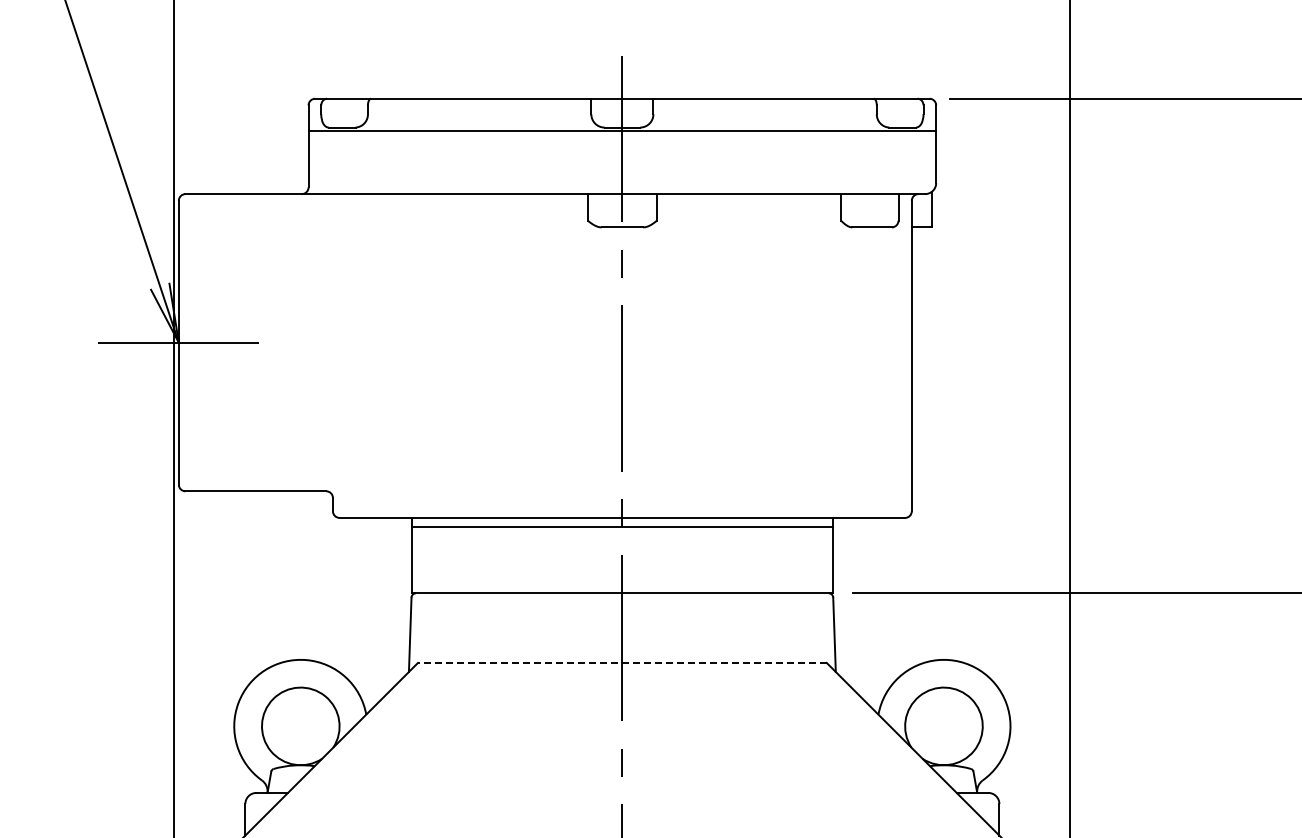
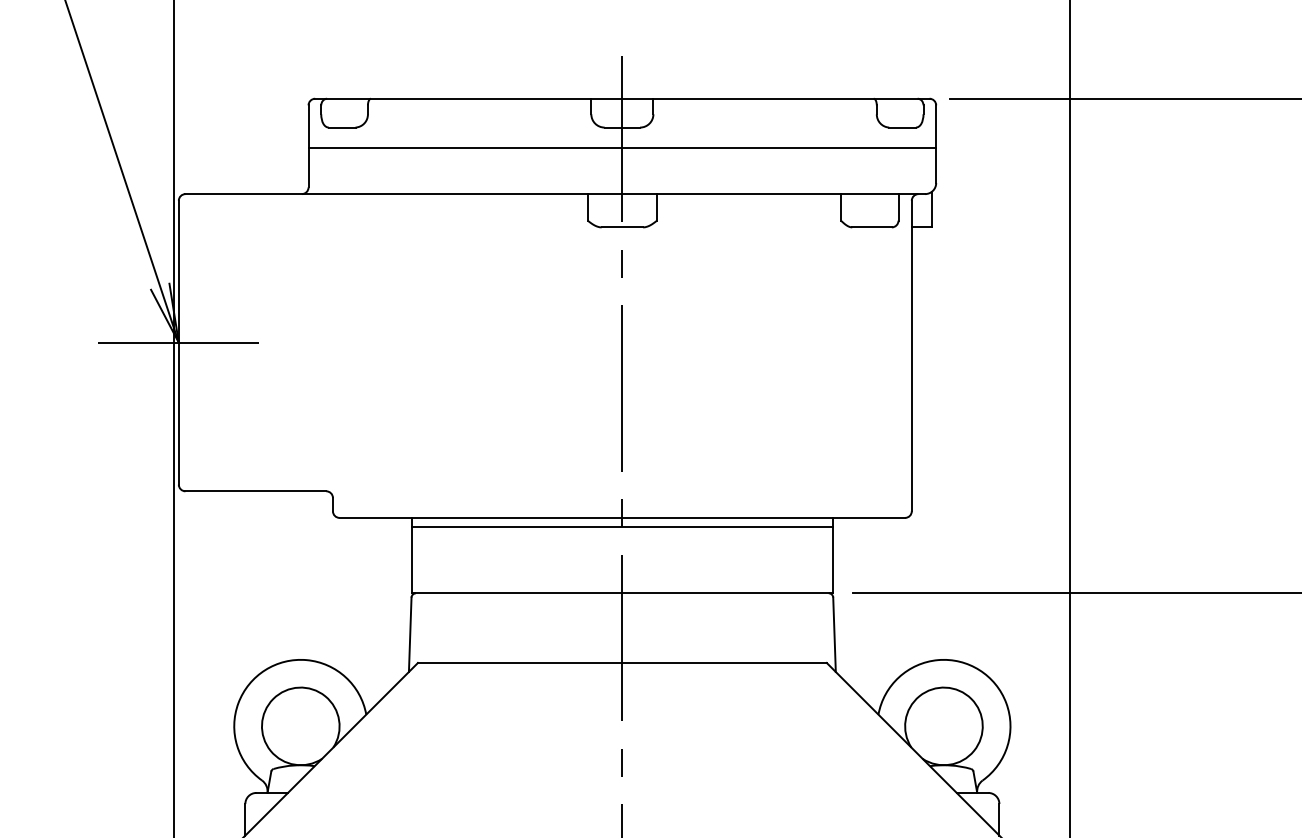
line position: (622, 130) -> (622, 147) (622, 147)
line: dashed -> solid (621, 662)
